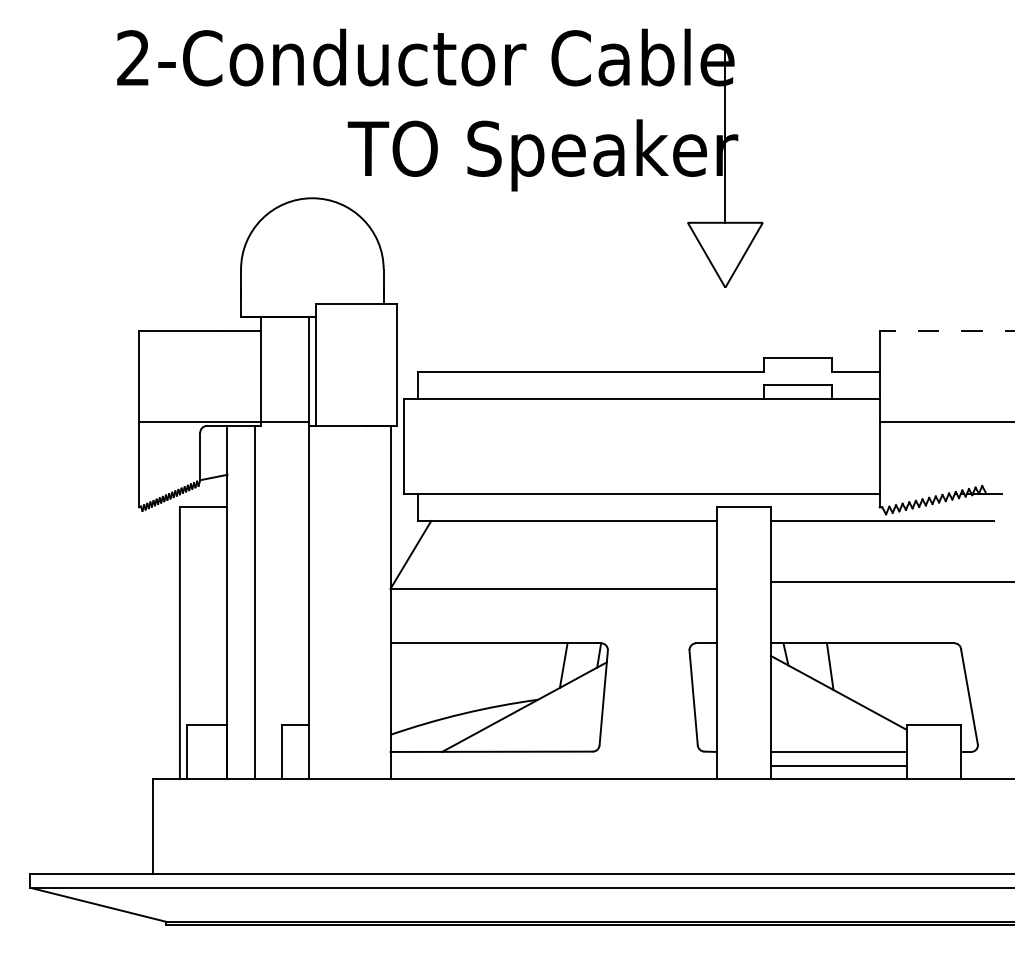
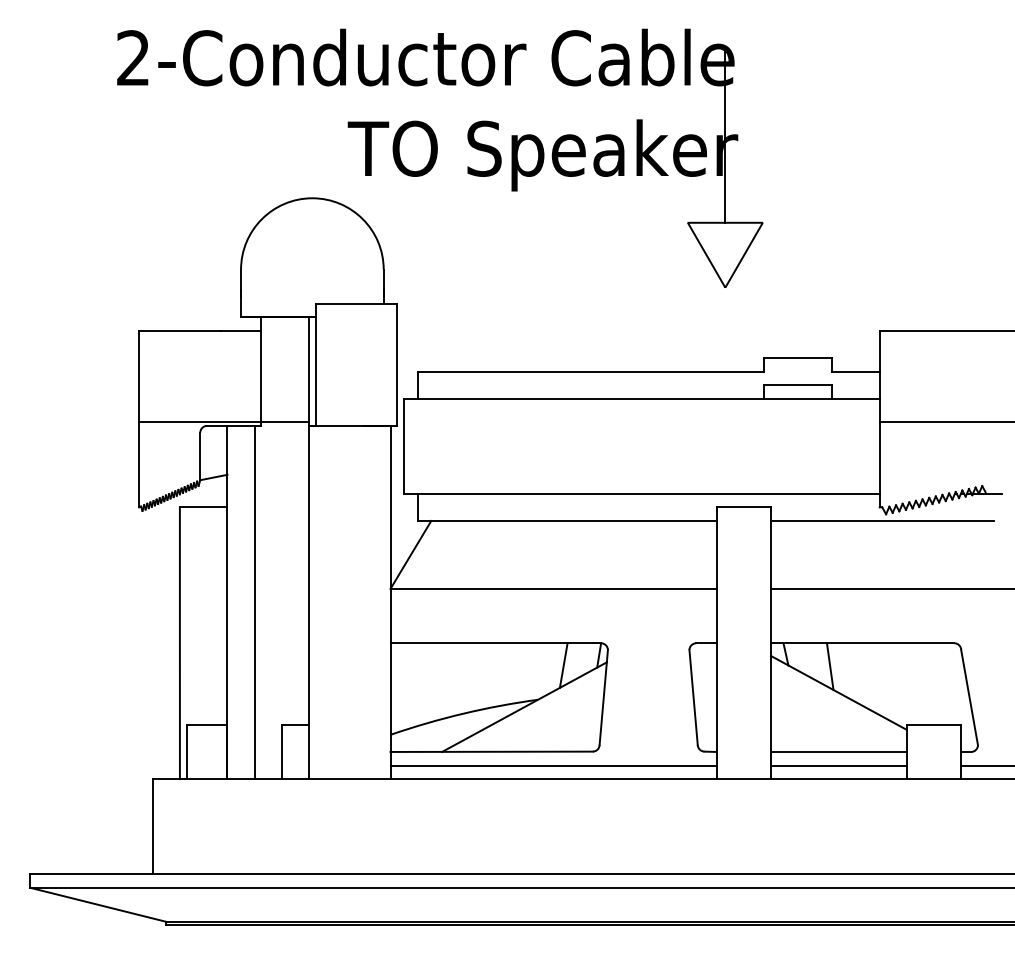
line: dashed -> solid (946, 330)
line position: (890, 581) -> (890, 588) (890, 588)
line: none -> present (553, 765)
line: none -> present (986, 765)
